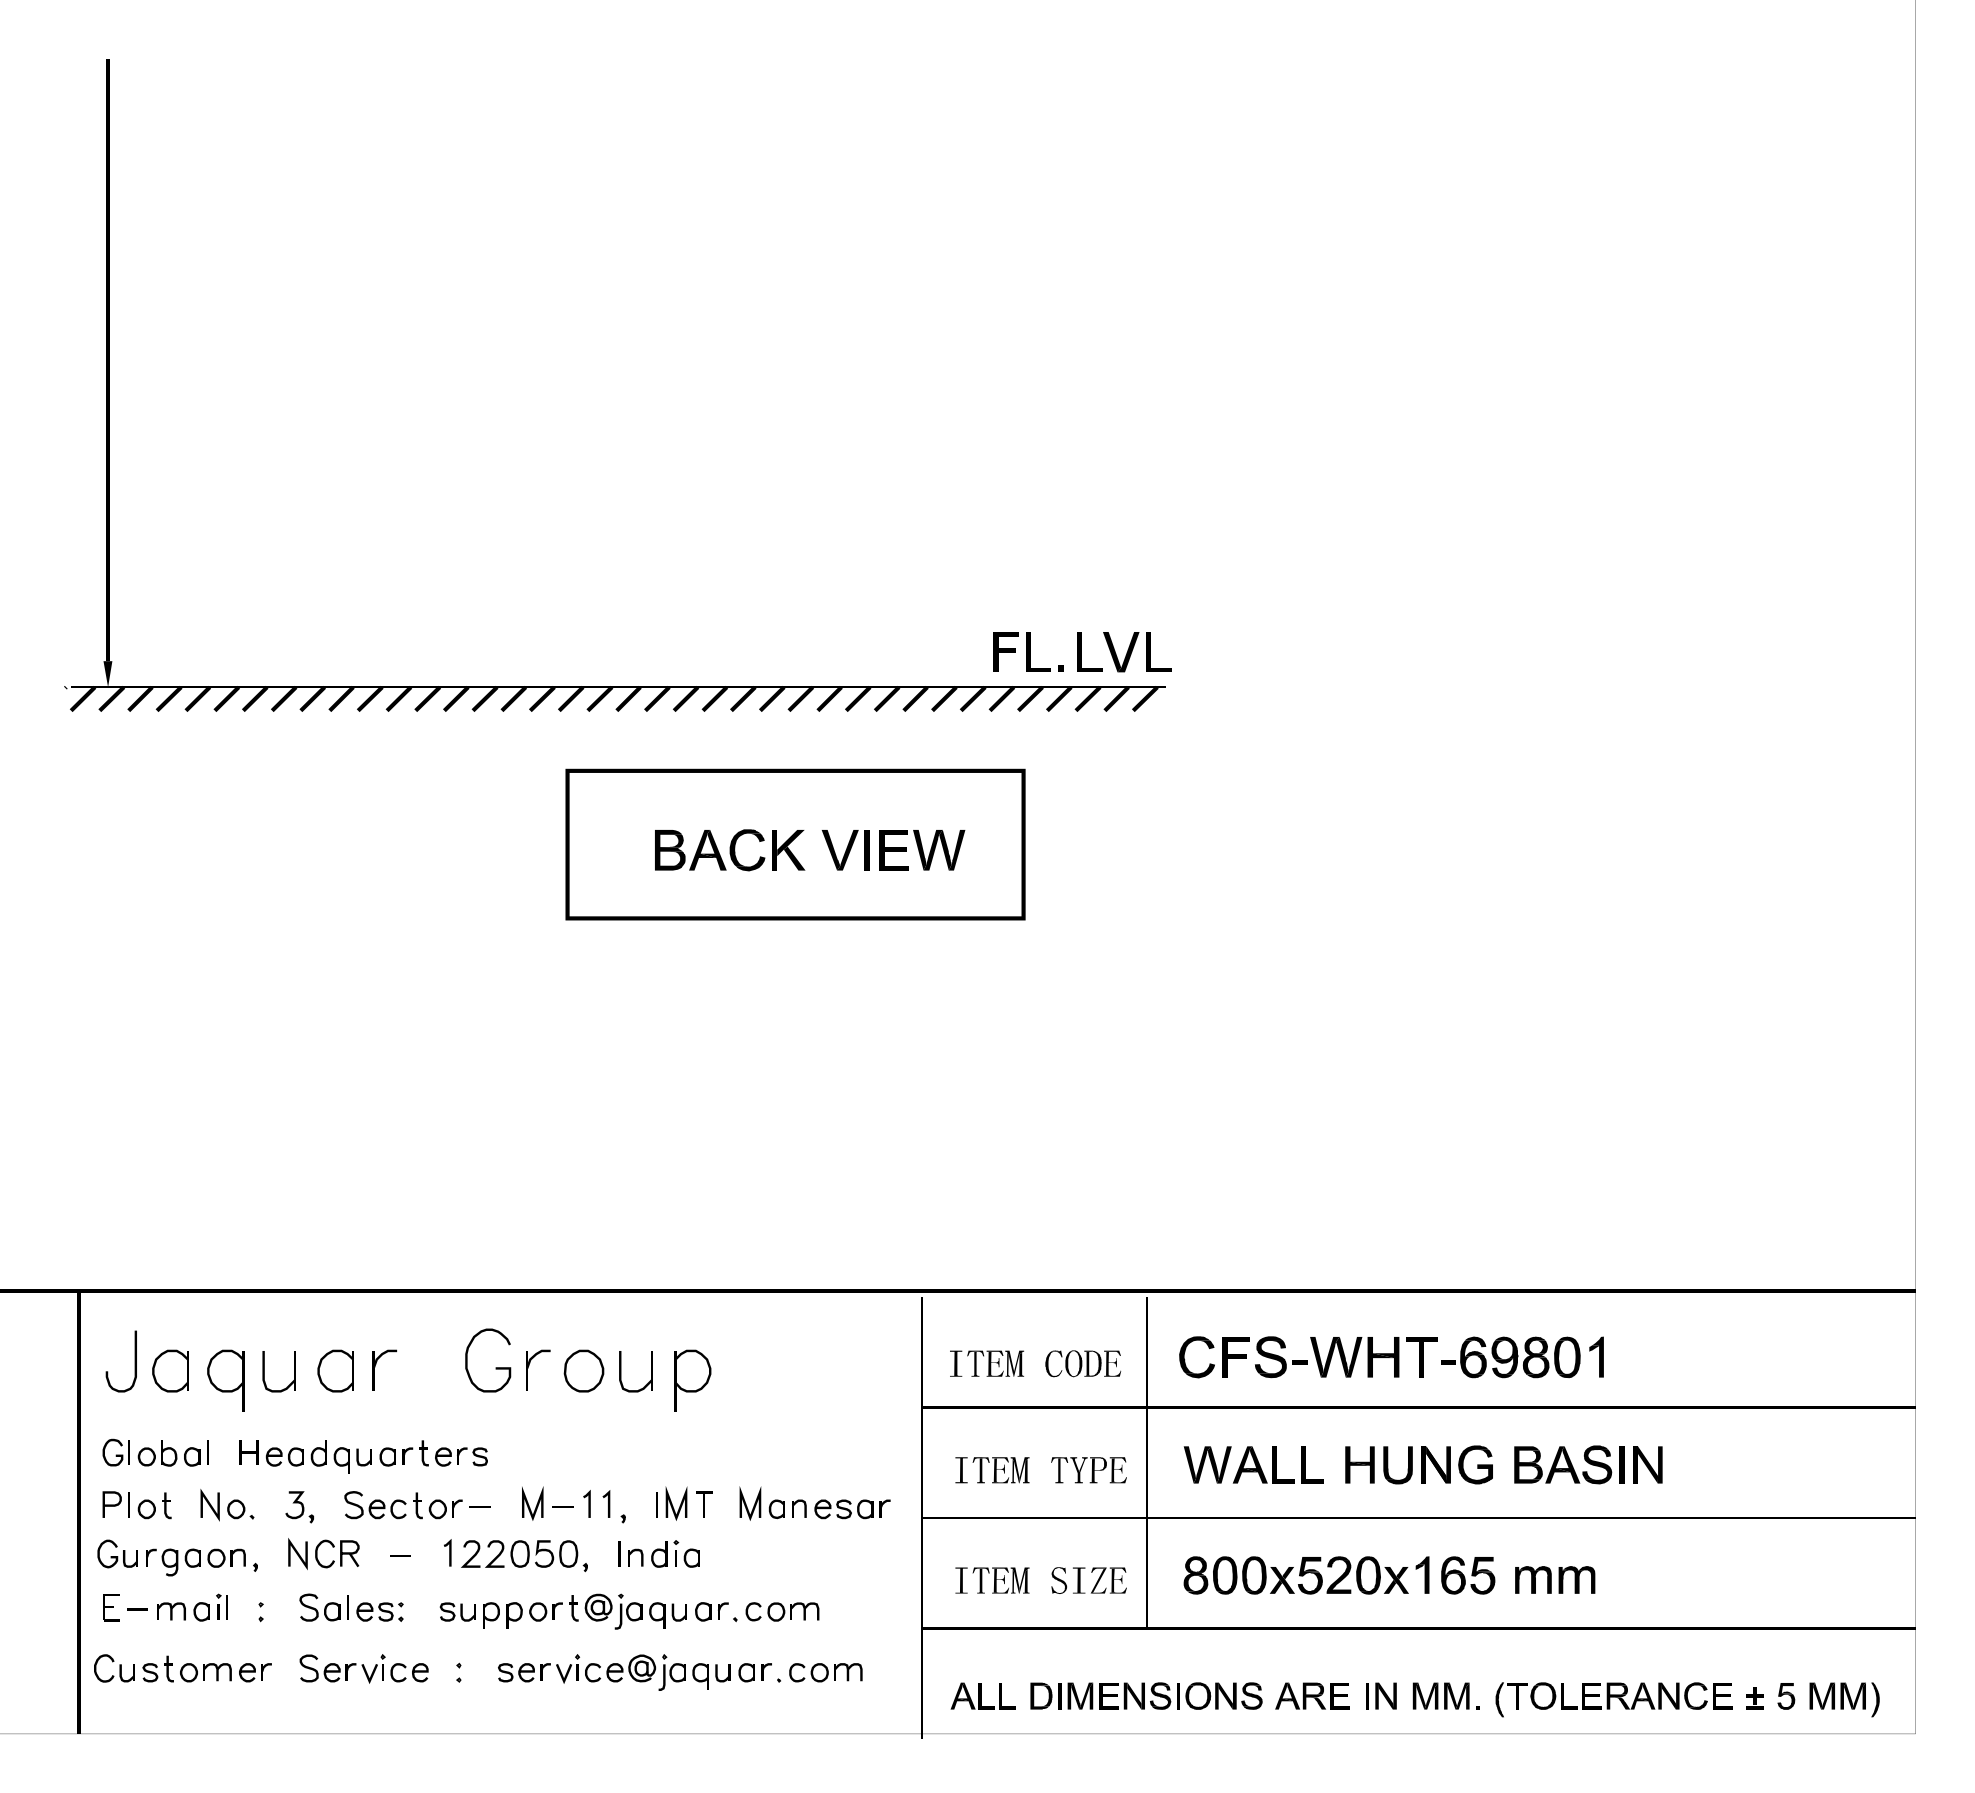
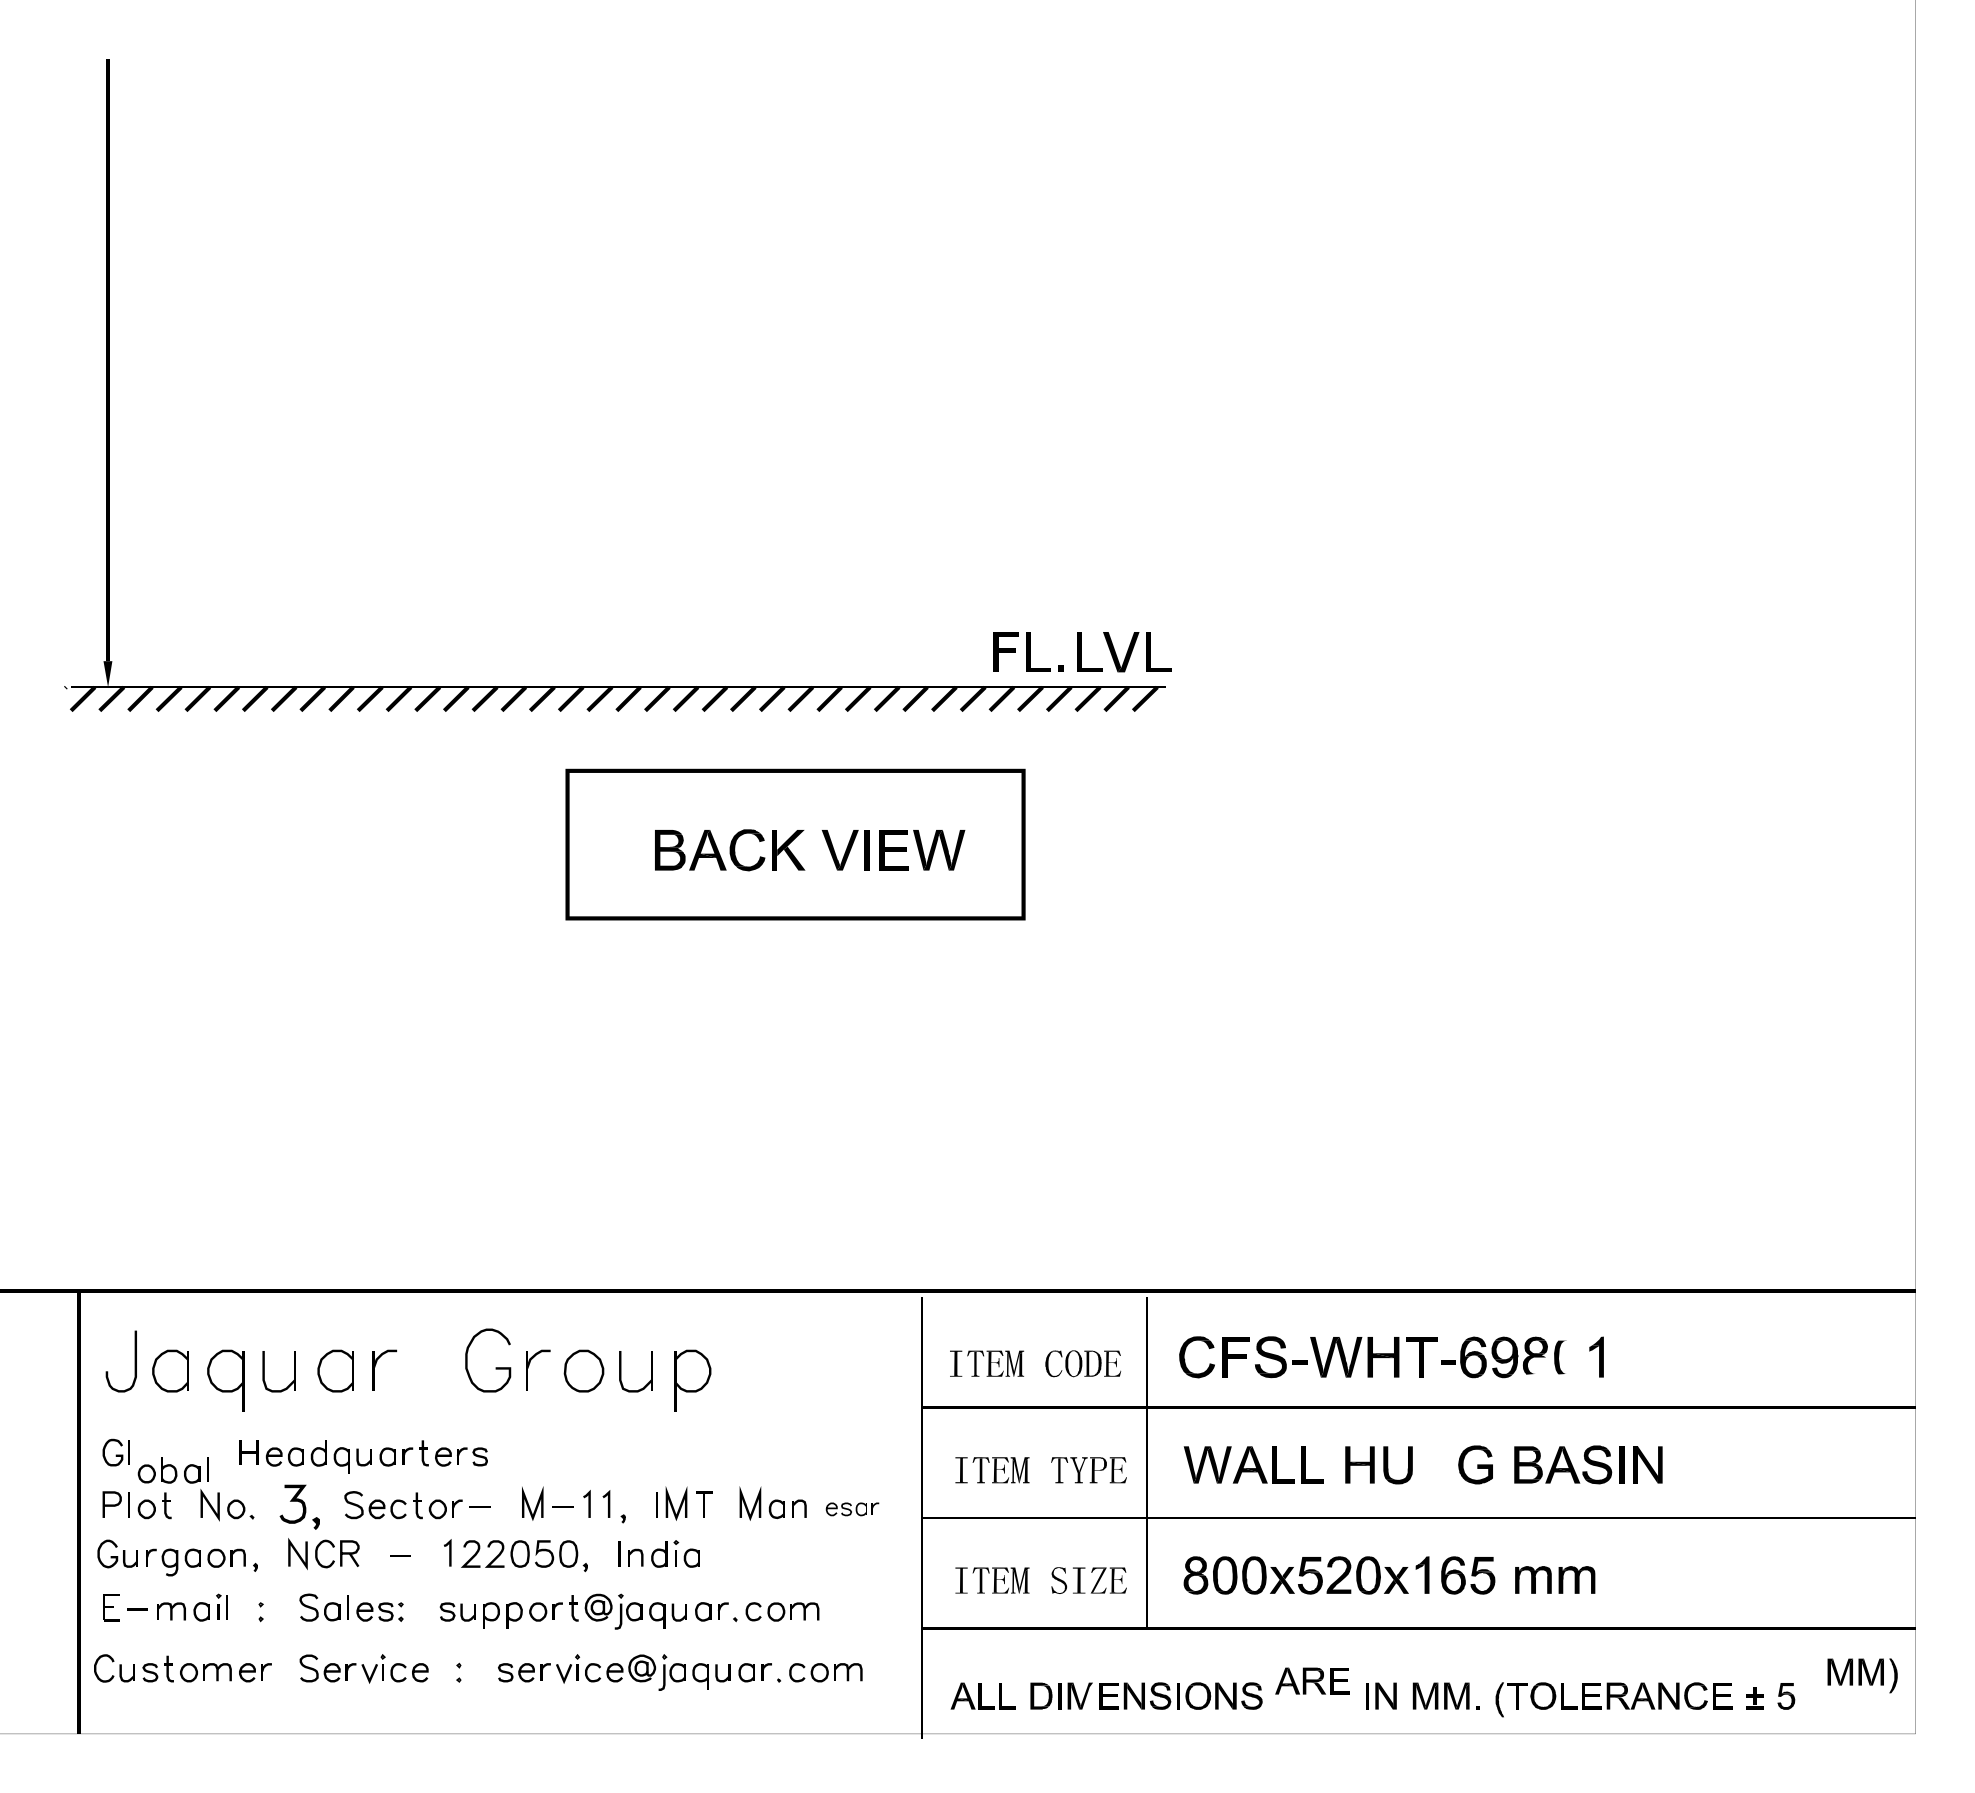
fill: present -> none (1569, 1357)
fill: present -> none (1537, 1367)
part position: (172, 1453) -> (172, 1470) (172, 1470)
part: present -> none (1435, 1464)
part size: 29x33 px -> 41x46 px (299, 1506)
part size: 77x21 px -> 55x15 px (852, 1509)
fill: present -> none (1091, 1695)
part position: (1312, 1695) -> (1312, 1680) (1312, 1680)
part position: (1844, 1699) -> (1862, 1675) (1862, 1675)
